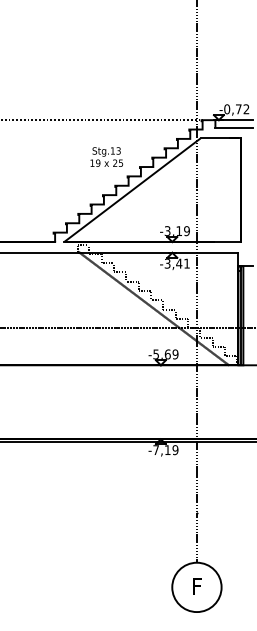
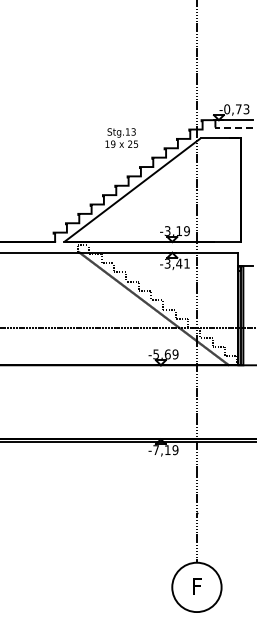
text: -0,72 -> -0,73 (246, 109)
line: present -> none (102, 120)
line: solid -> dashed (234, 127)
text position: (106, 156) -> (121, 137) (121, 137)
